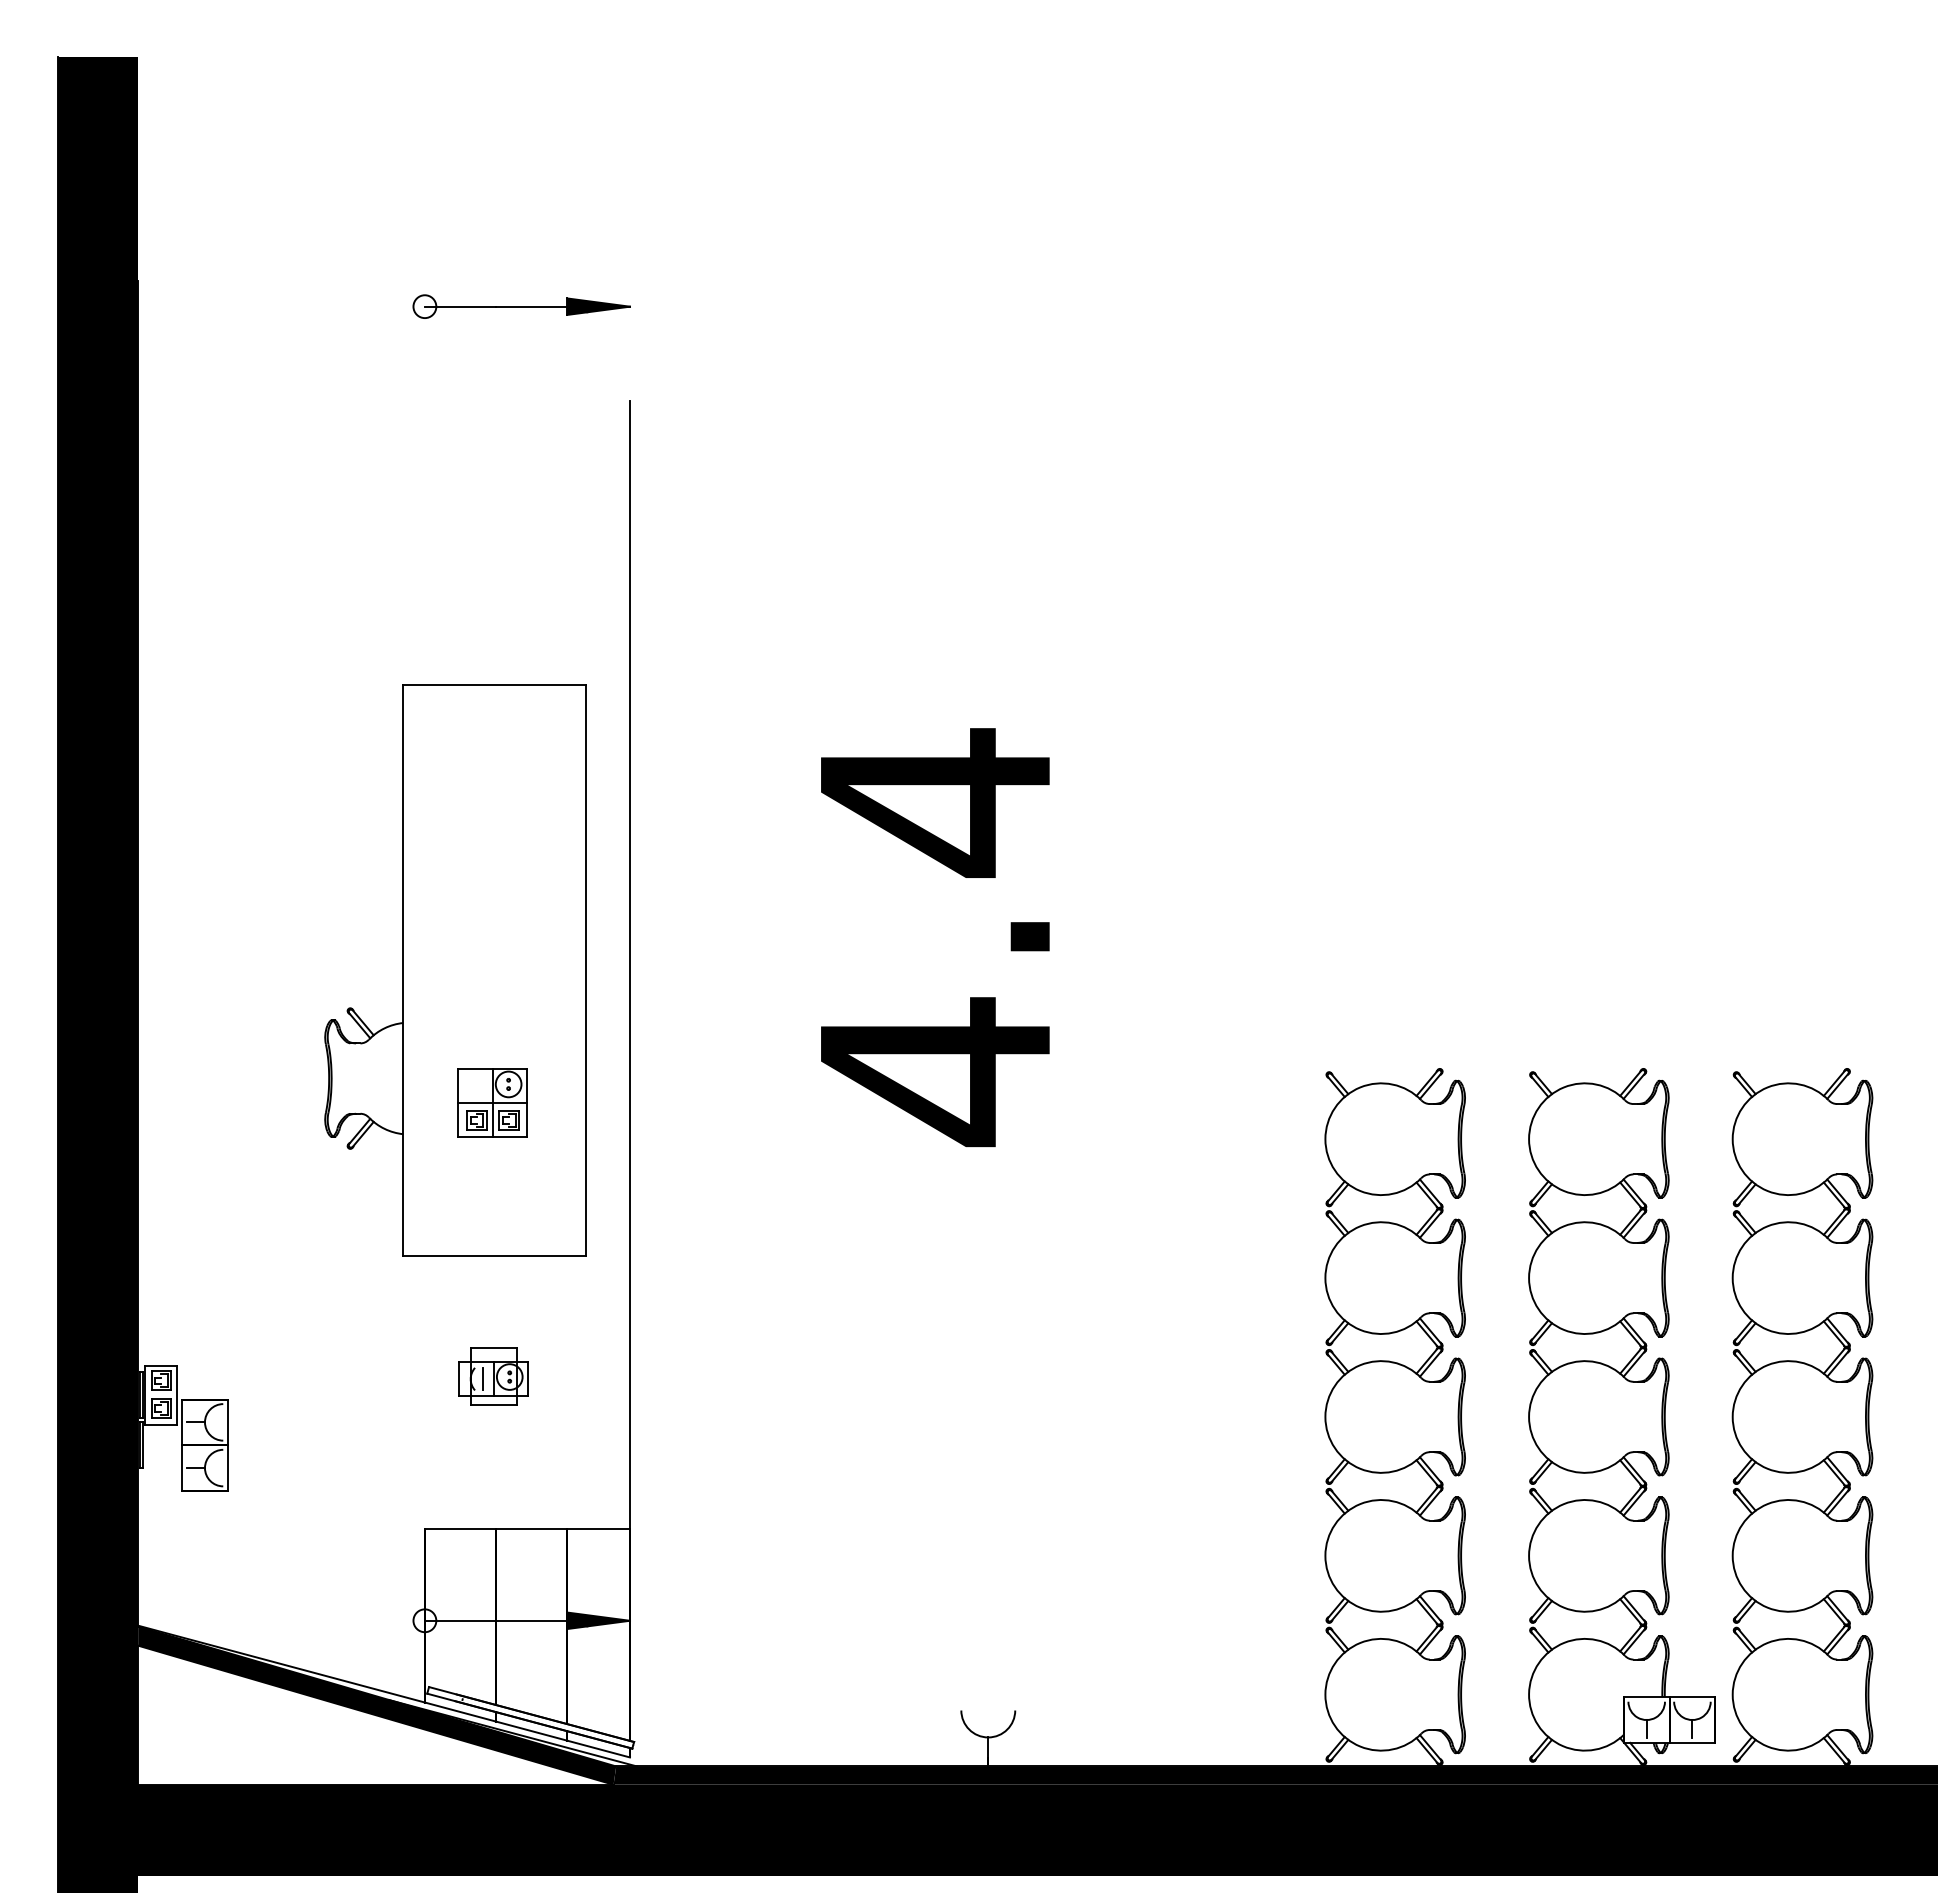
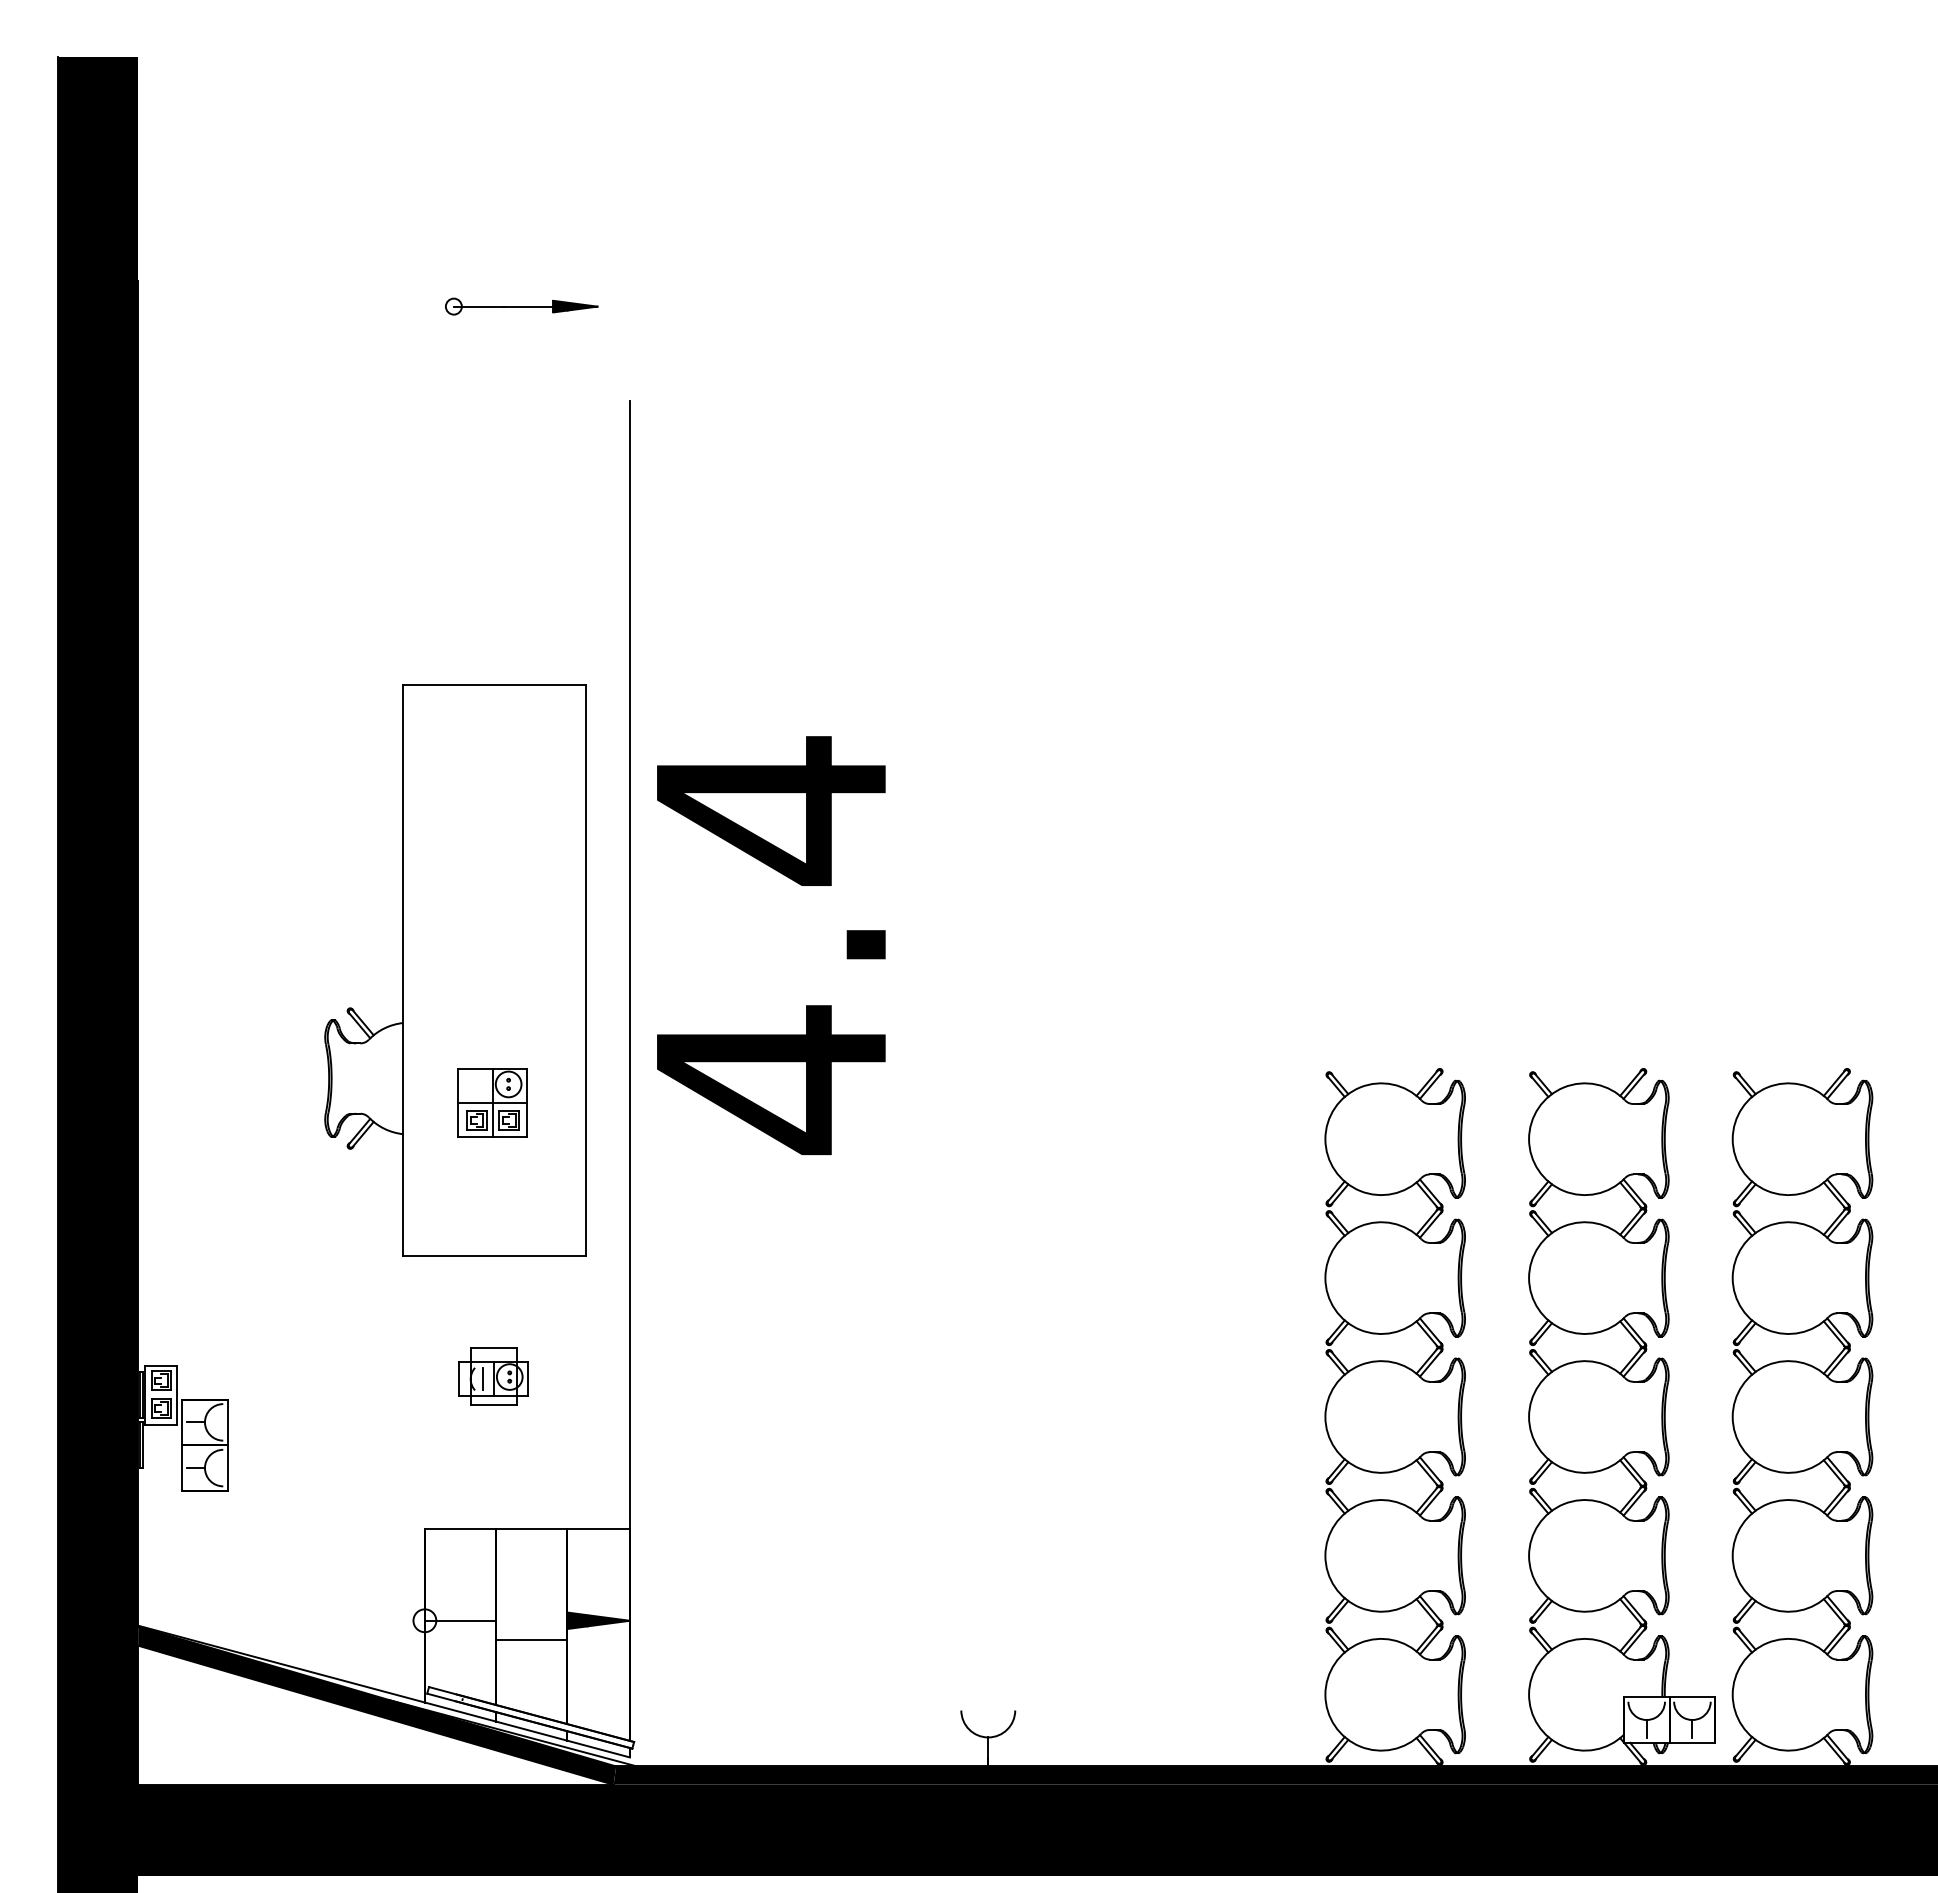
part size: 219x25 px -> 154x19 px (521, 306)
text position: (935, 937) -> (771, 945) (771, 945)
line position: (531, 1620) -> (531, 1639) (531, 1639)
